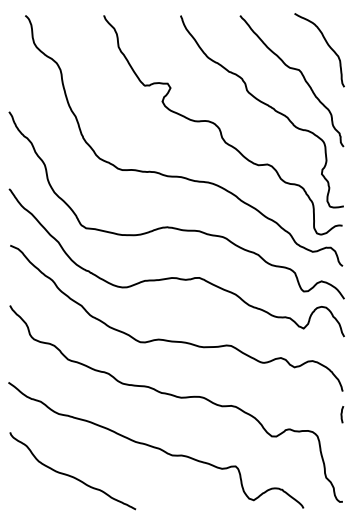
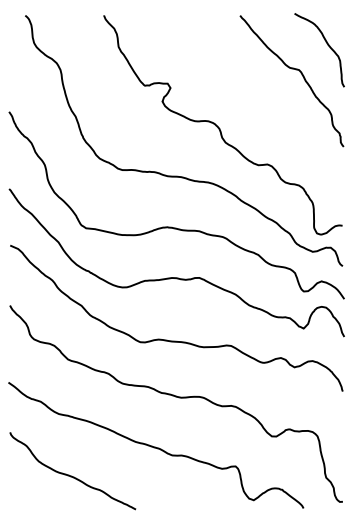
curve: present -> none (265, 105)
curve: present -> none (342, 414)
